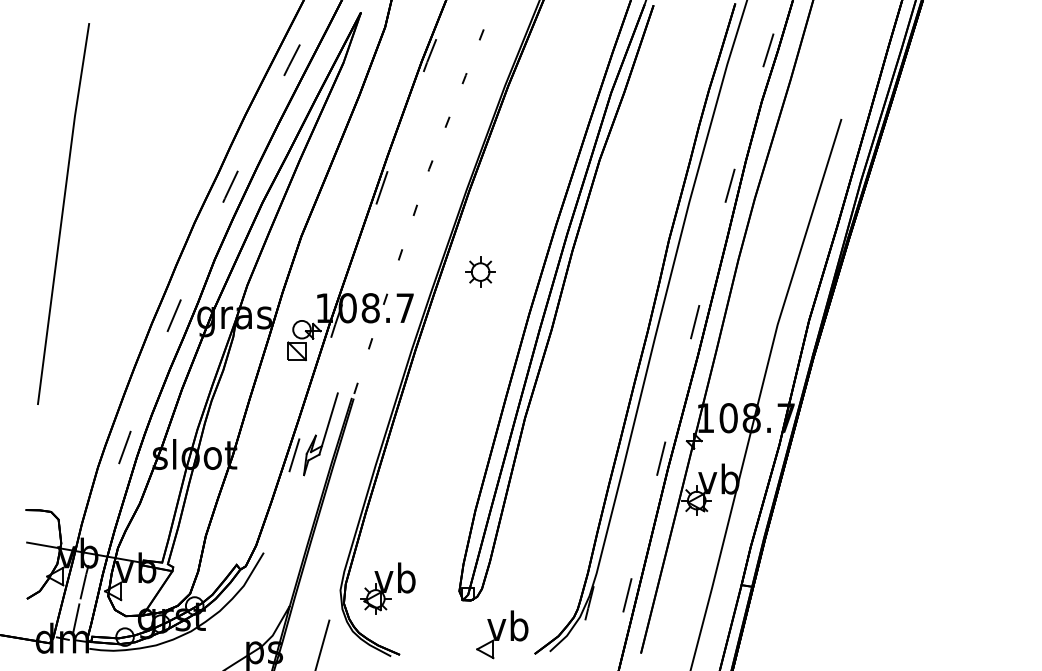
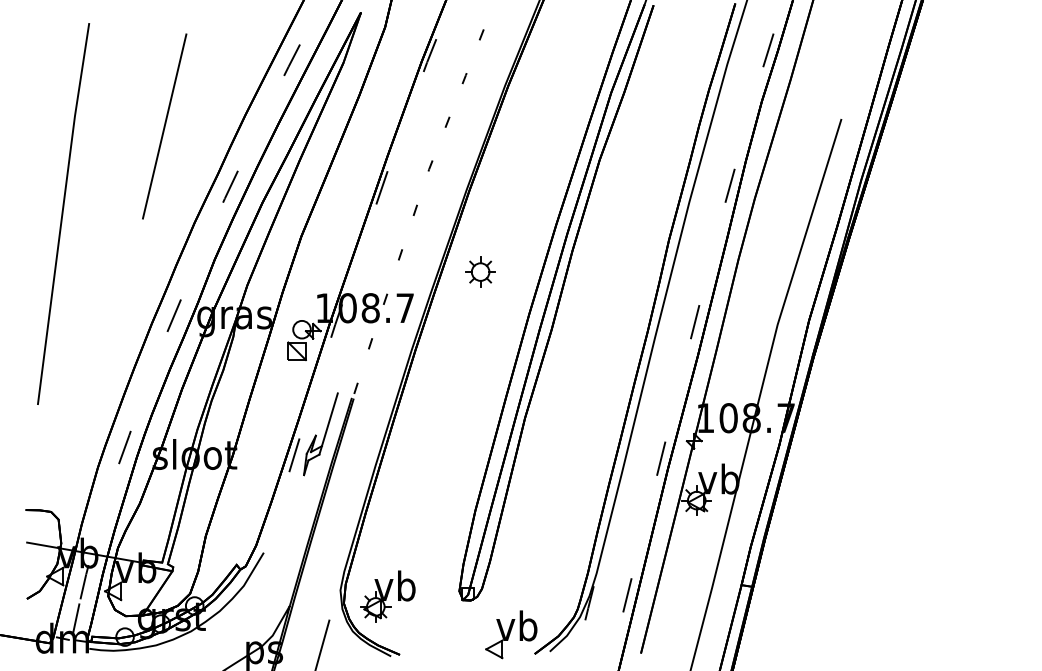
line: none -> present (164, 126)
part position: (387, 588) -> (387, 596) (387, 596)
part position: (502, 634) -> (511, 634) (511, 634)
